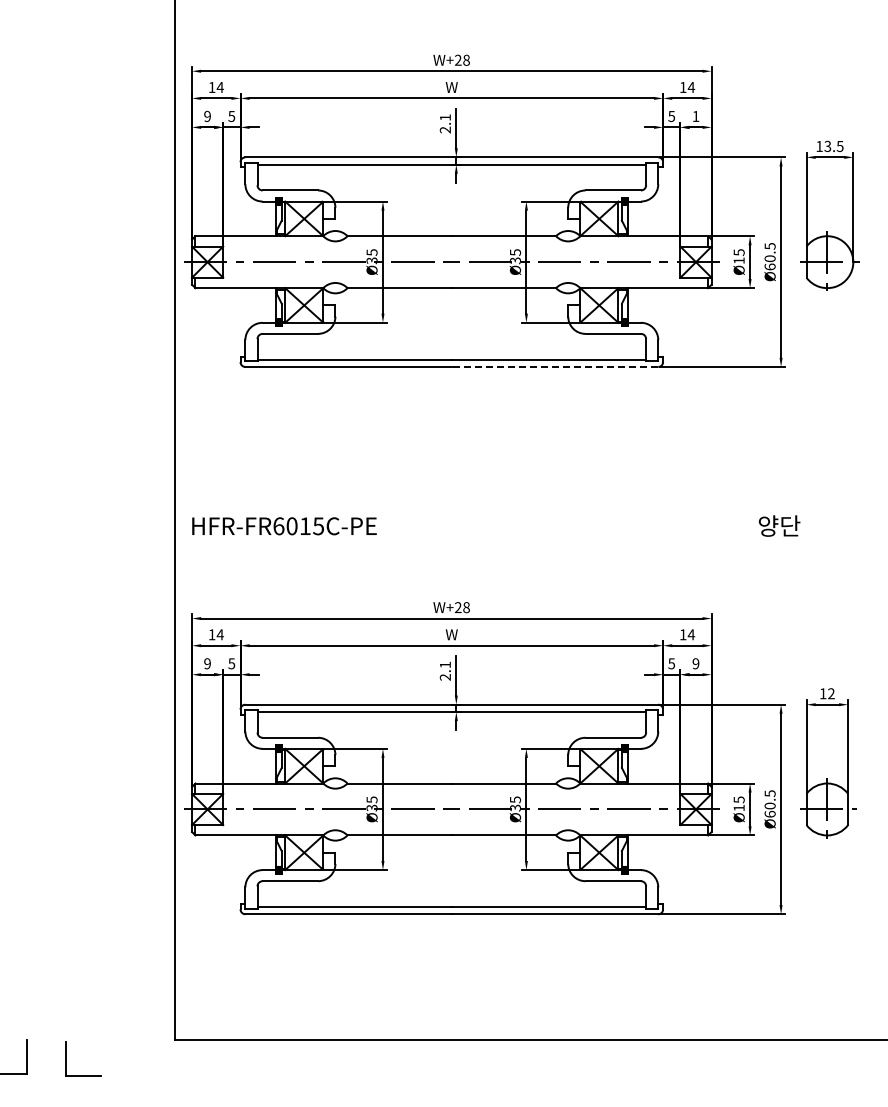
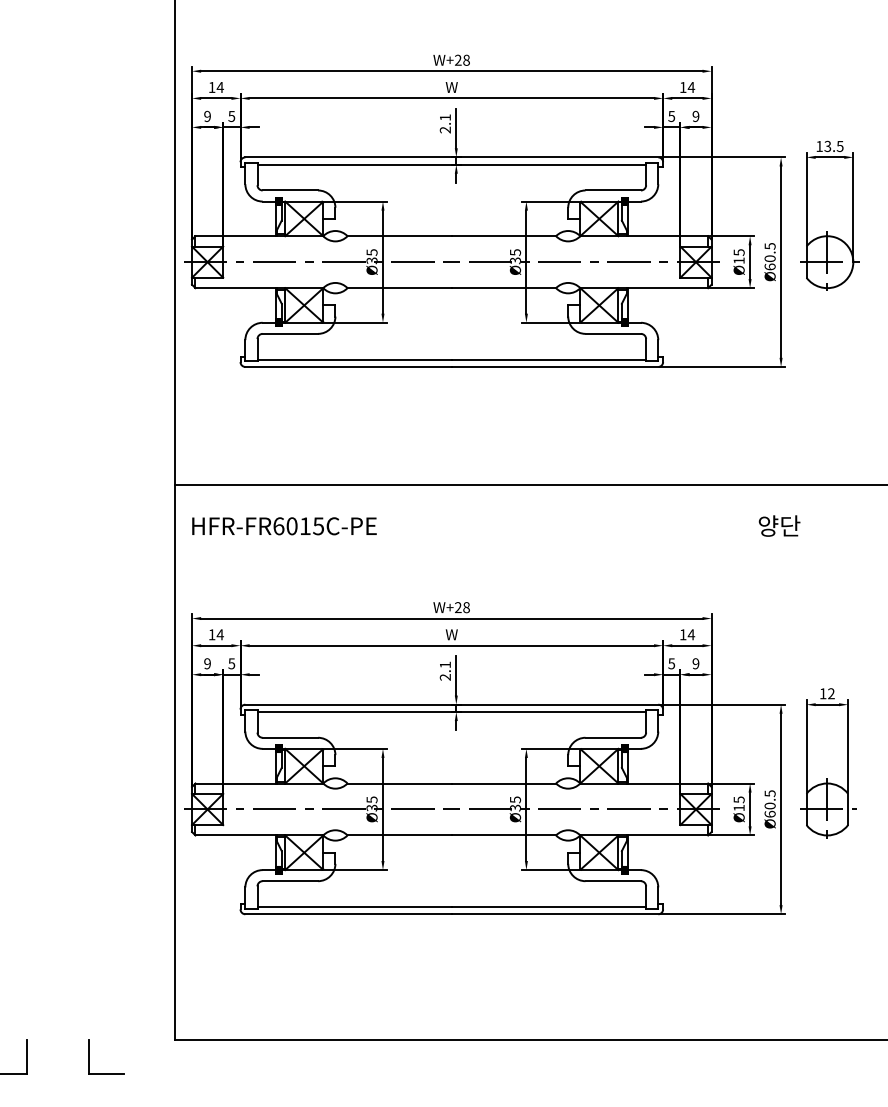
text: 1 -> 9 (695, 116)
line: dashed -> solid (554, 366)
line: none -> present (529, 485)
part position: (66, 1058) -> (89, 1056) (89, 1056)
